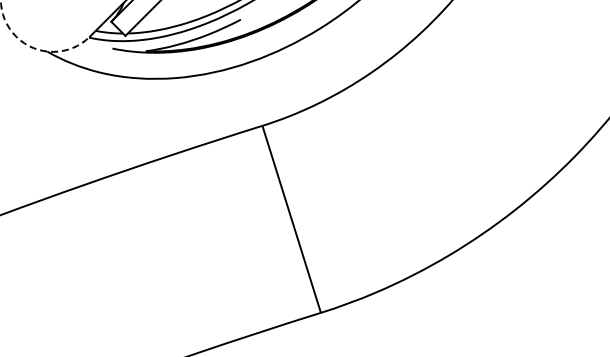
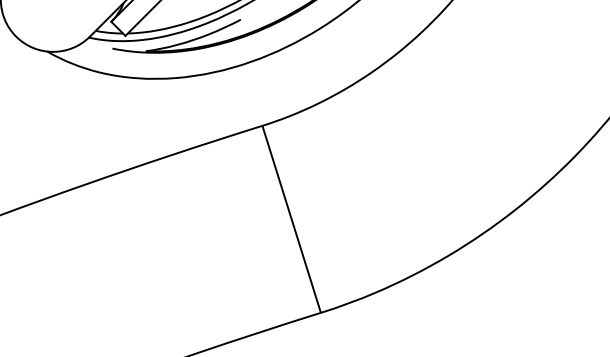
arc: dashed -> solid (33, 48)
